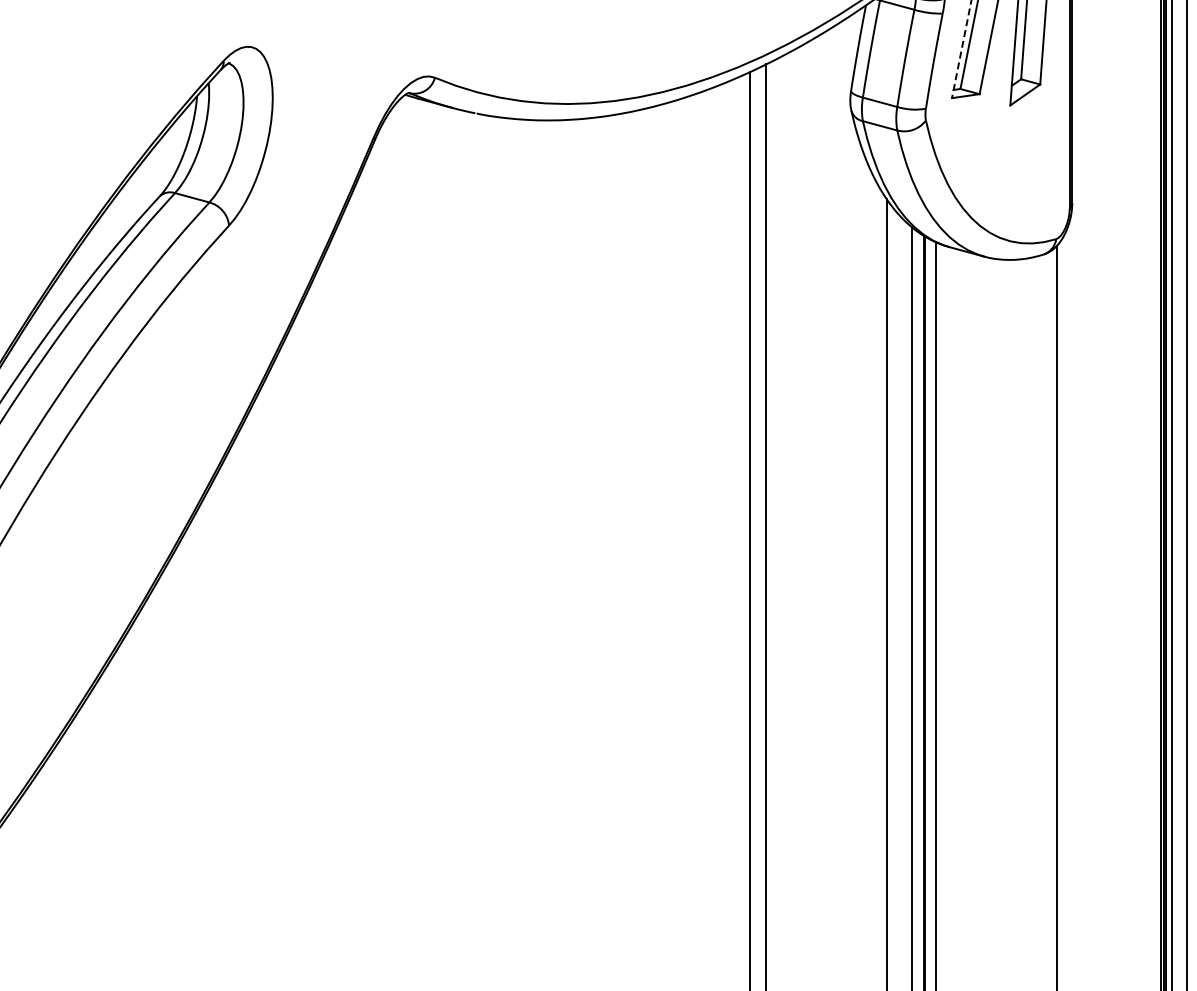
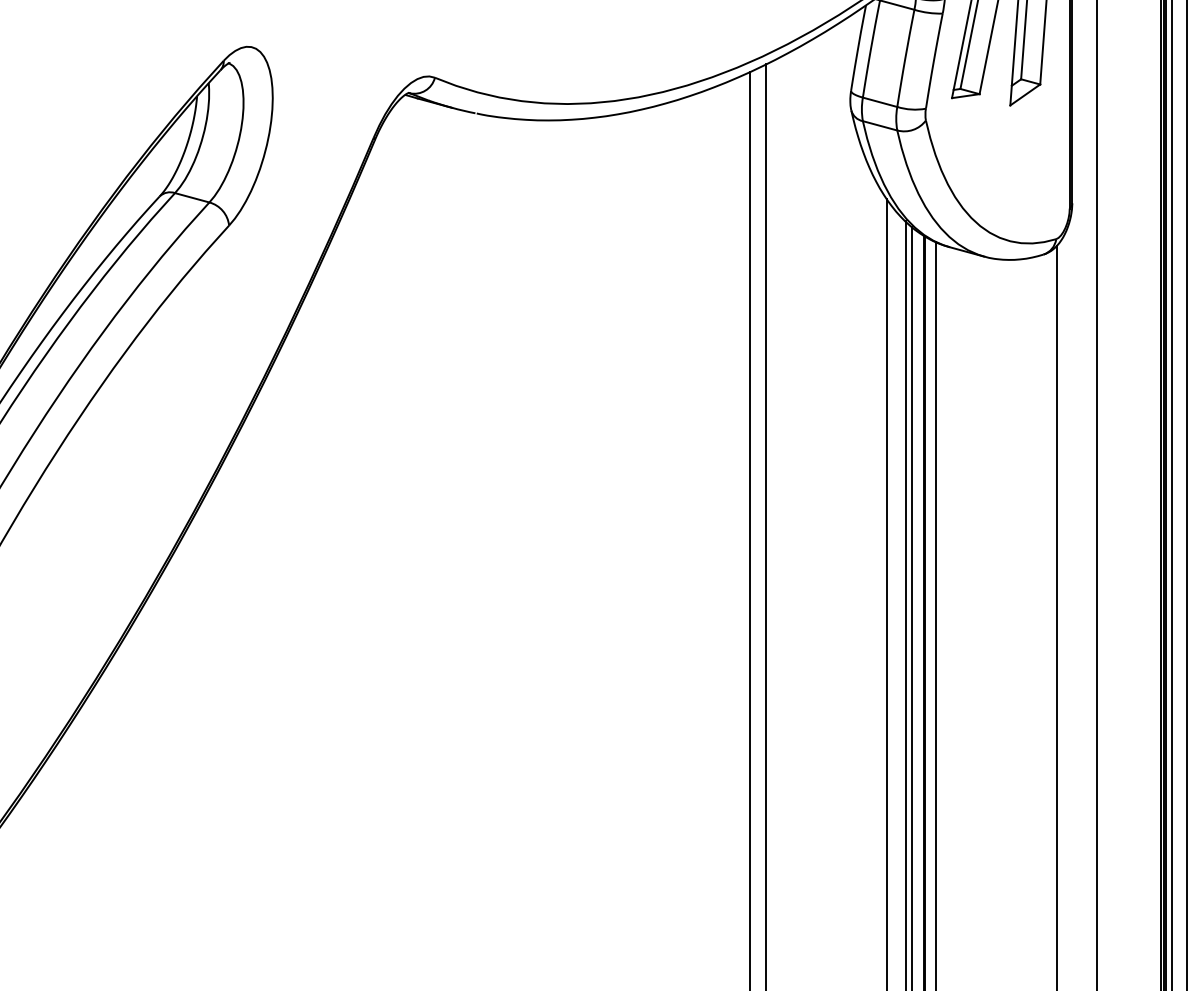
line: dashed -> solid (961, 49)
line: none -> present (1097, 494)
line: none -> present (905, 604)
